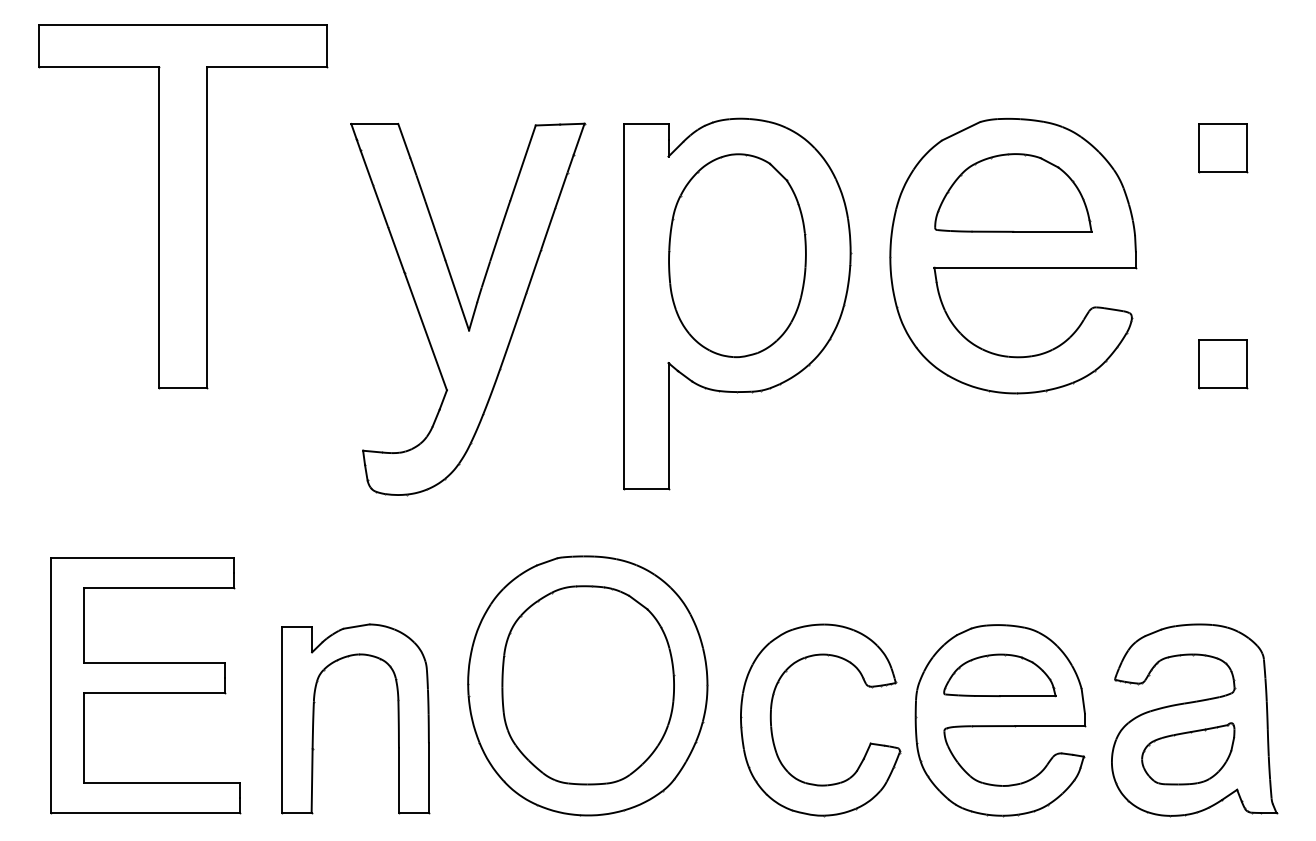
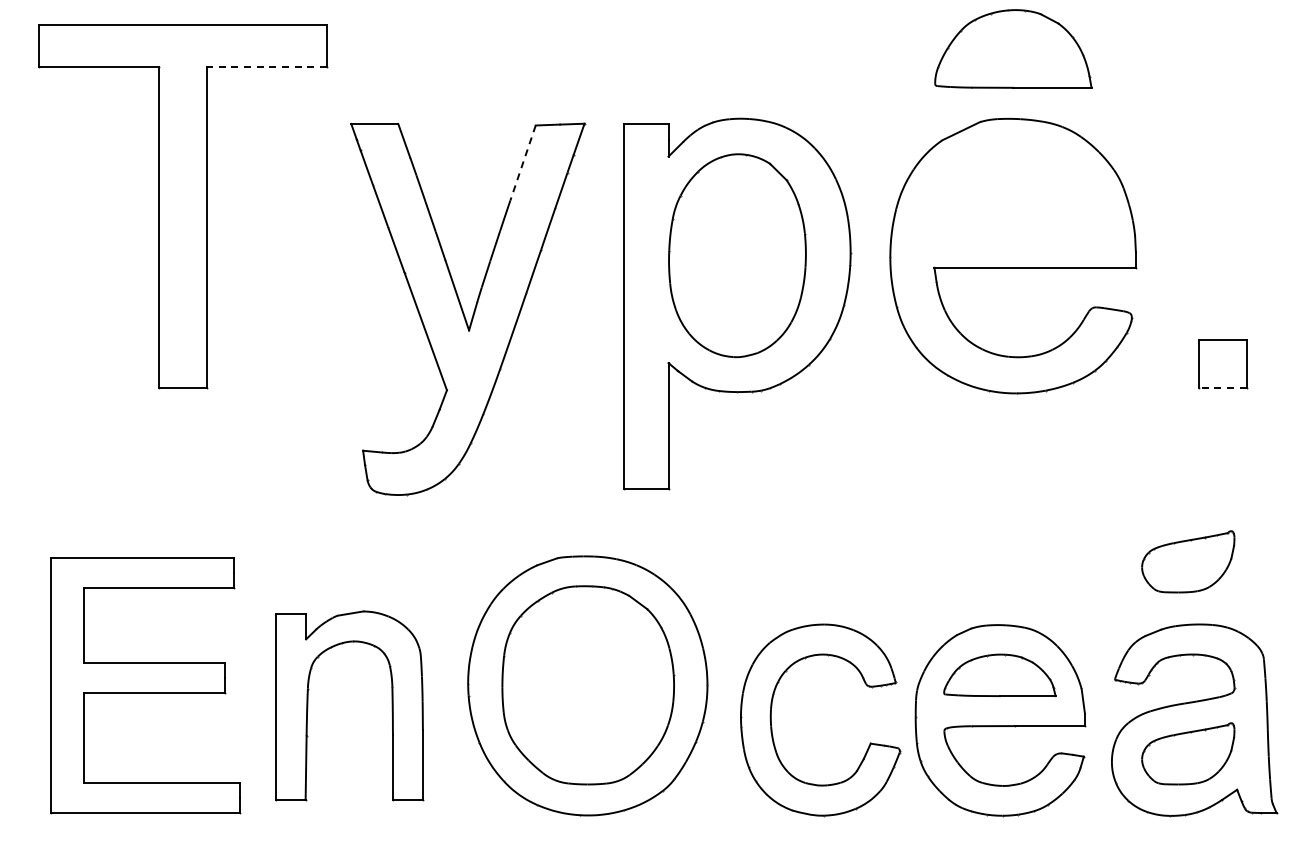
line: solid -> dashed (267, 67)
part: present -> none (1223, 148)
line: solid -> dashed (523, 162)
part position: (1013, 192) -> (1013, 48) (1013, 48)
line: solid -> dashed (1222, 387)
part: none -> present (1188, 561)
part position: (314, 718) -> (308, 705) (308, 705)
